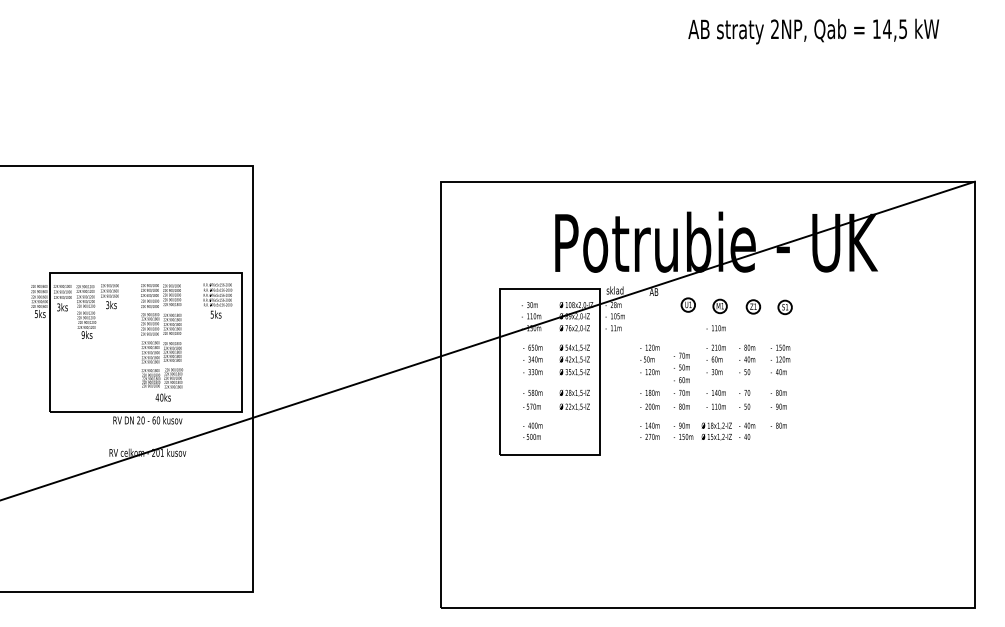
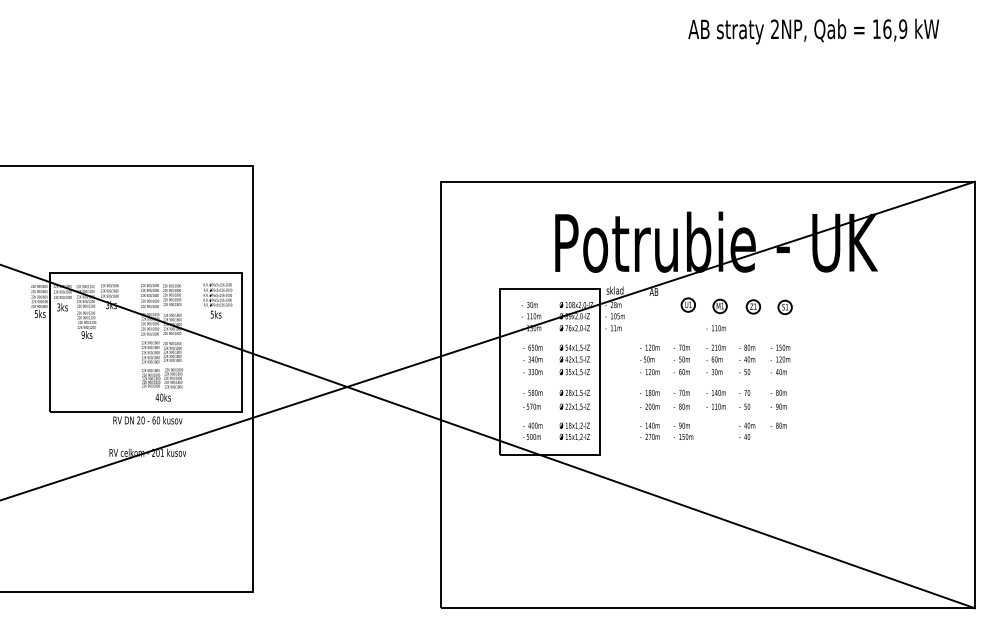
text: 14,5 -> 16,9 (895, 29)
text position: (681, 367) -> (681, 359) (681, 359)
text position: (716, 431) -> (574, 431) (574, 431)
line: none -> present (488, 436)
